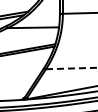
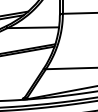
line: dashed -> solid (71, 68)
